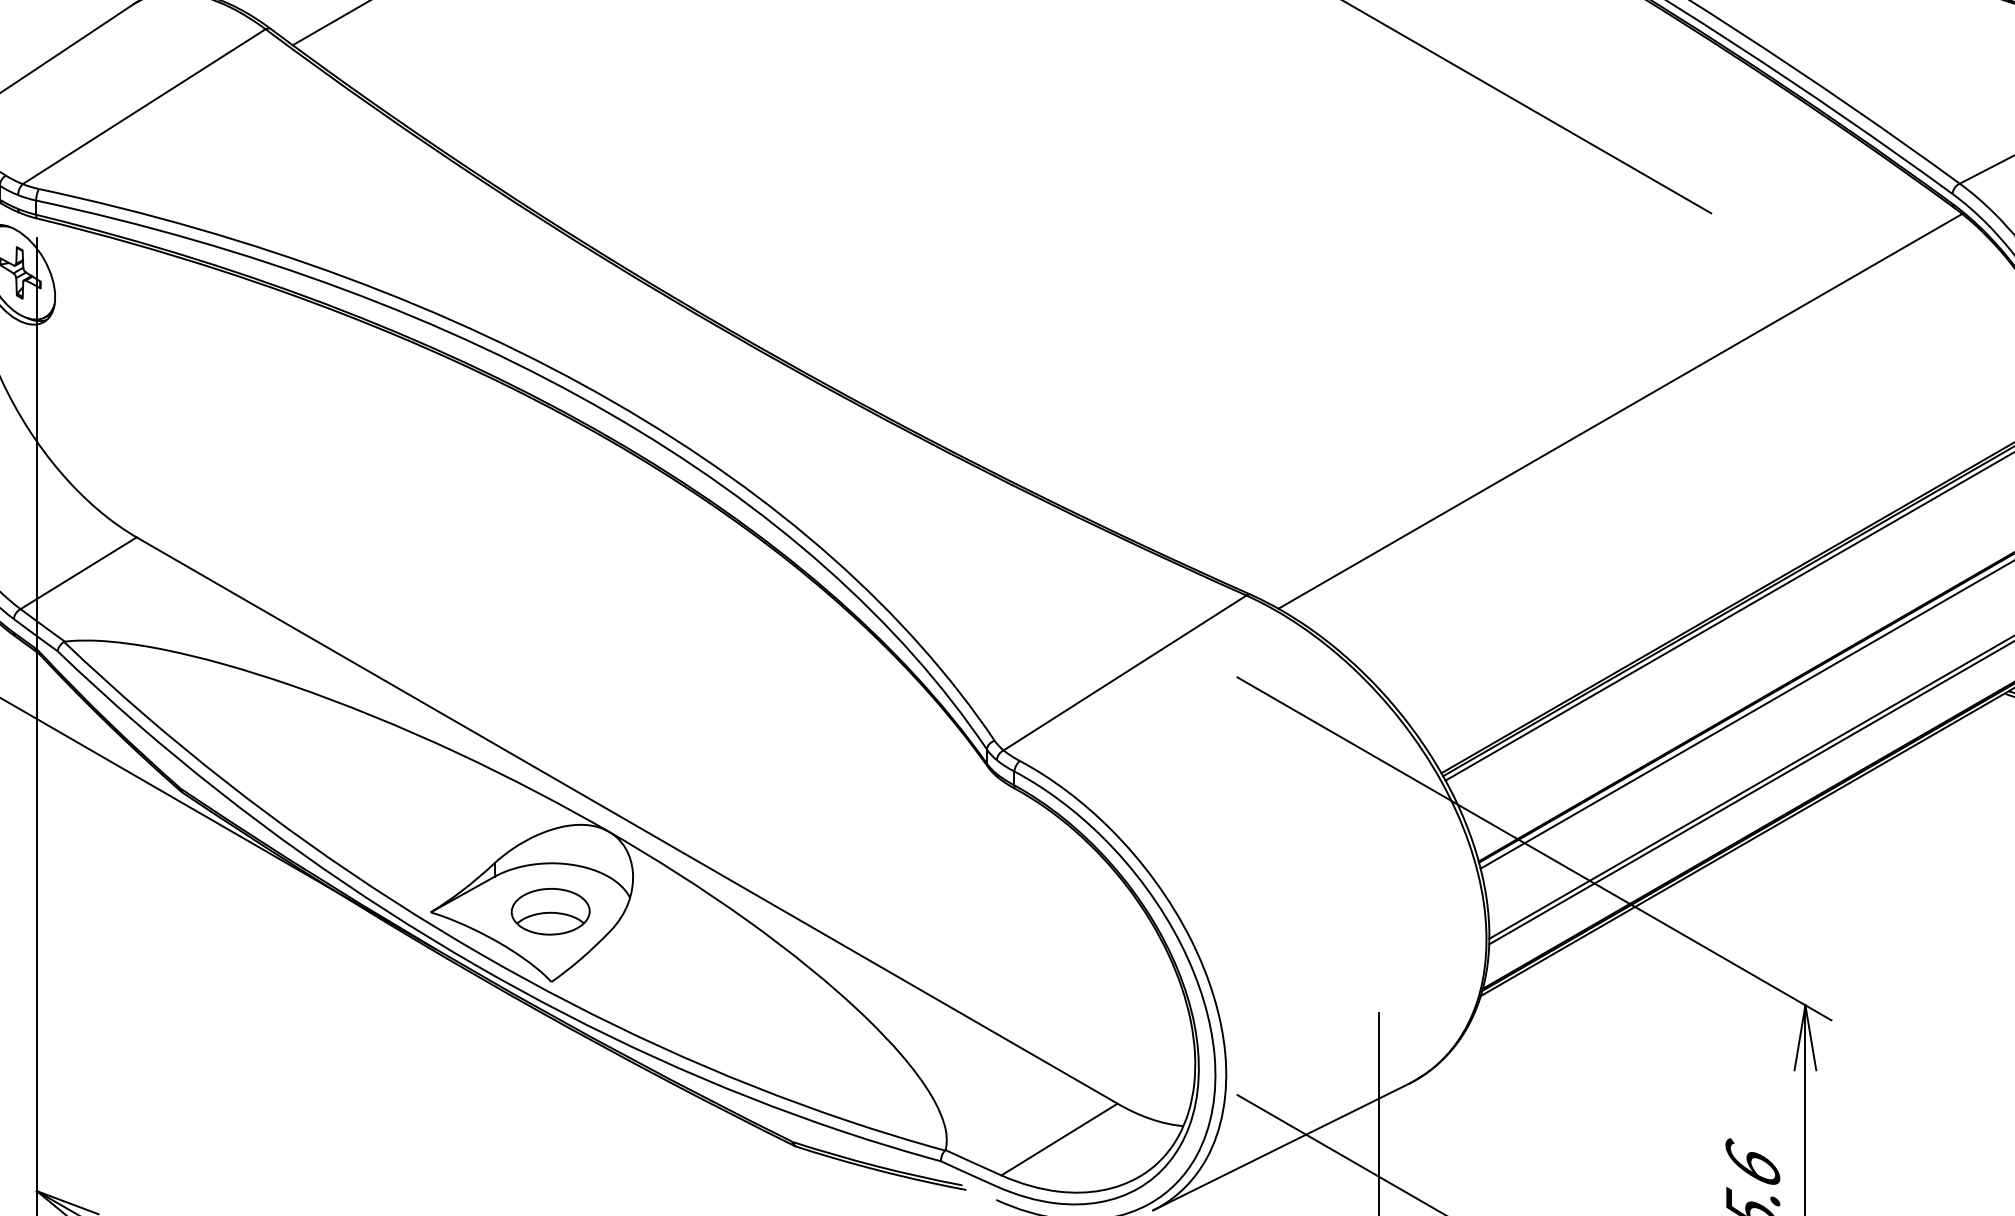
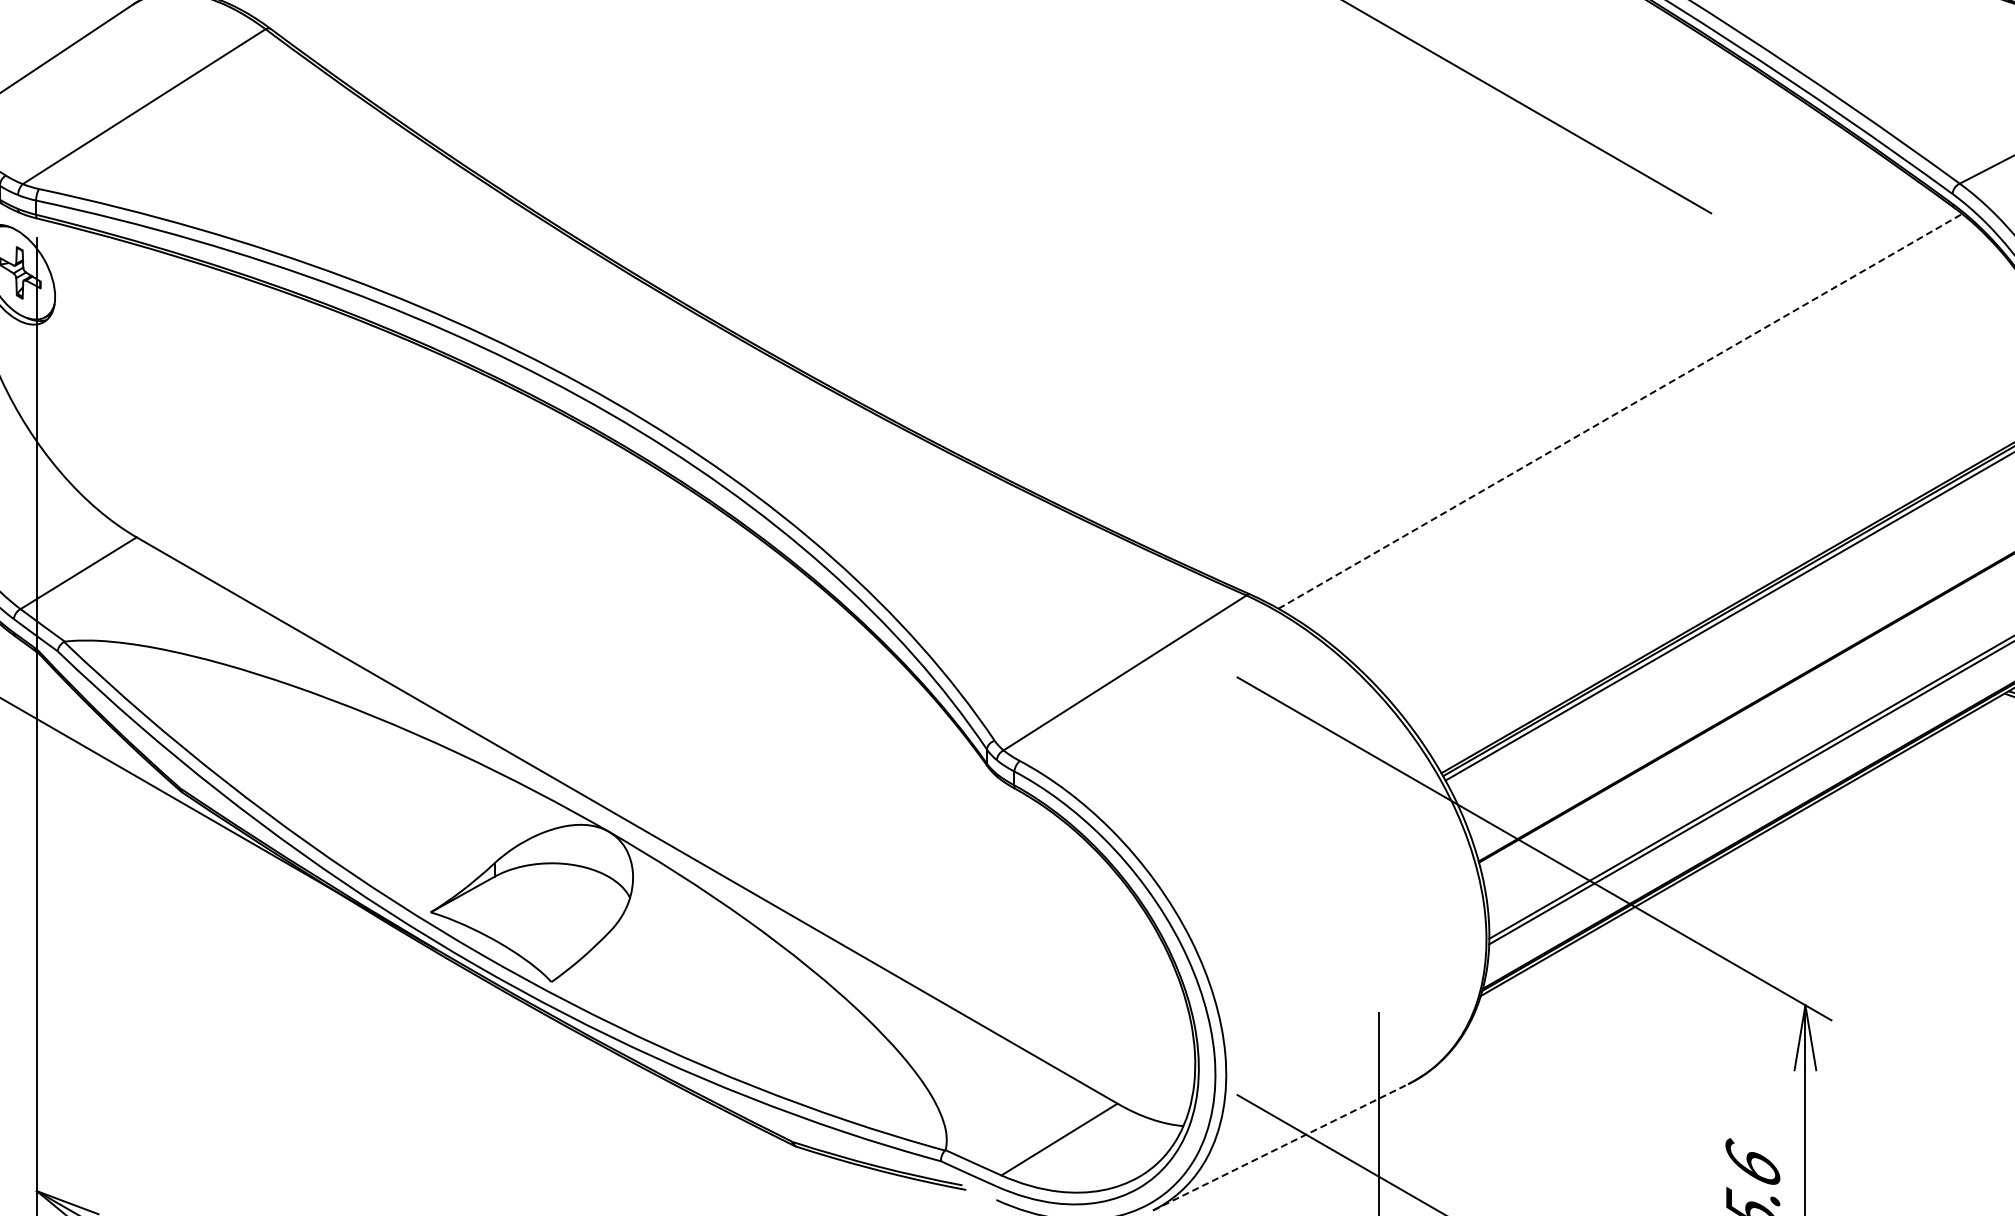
line: present -> none (329, 23)
line: solid -> dashed (1620, 411)
line: present -> none (1745, 715)
part: present -> none (550, 911)
line: solid -> dashed (1281, 1147)
